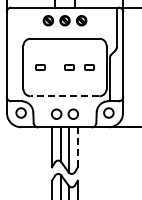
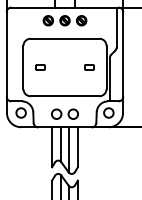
part: present -> none (69, 67)
line: dashed -> solid (64, 96)
line: dashed -> solid (77, 147)
